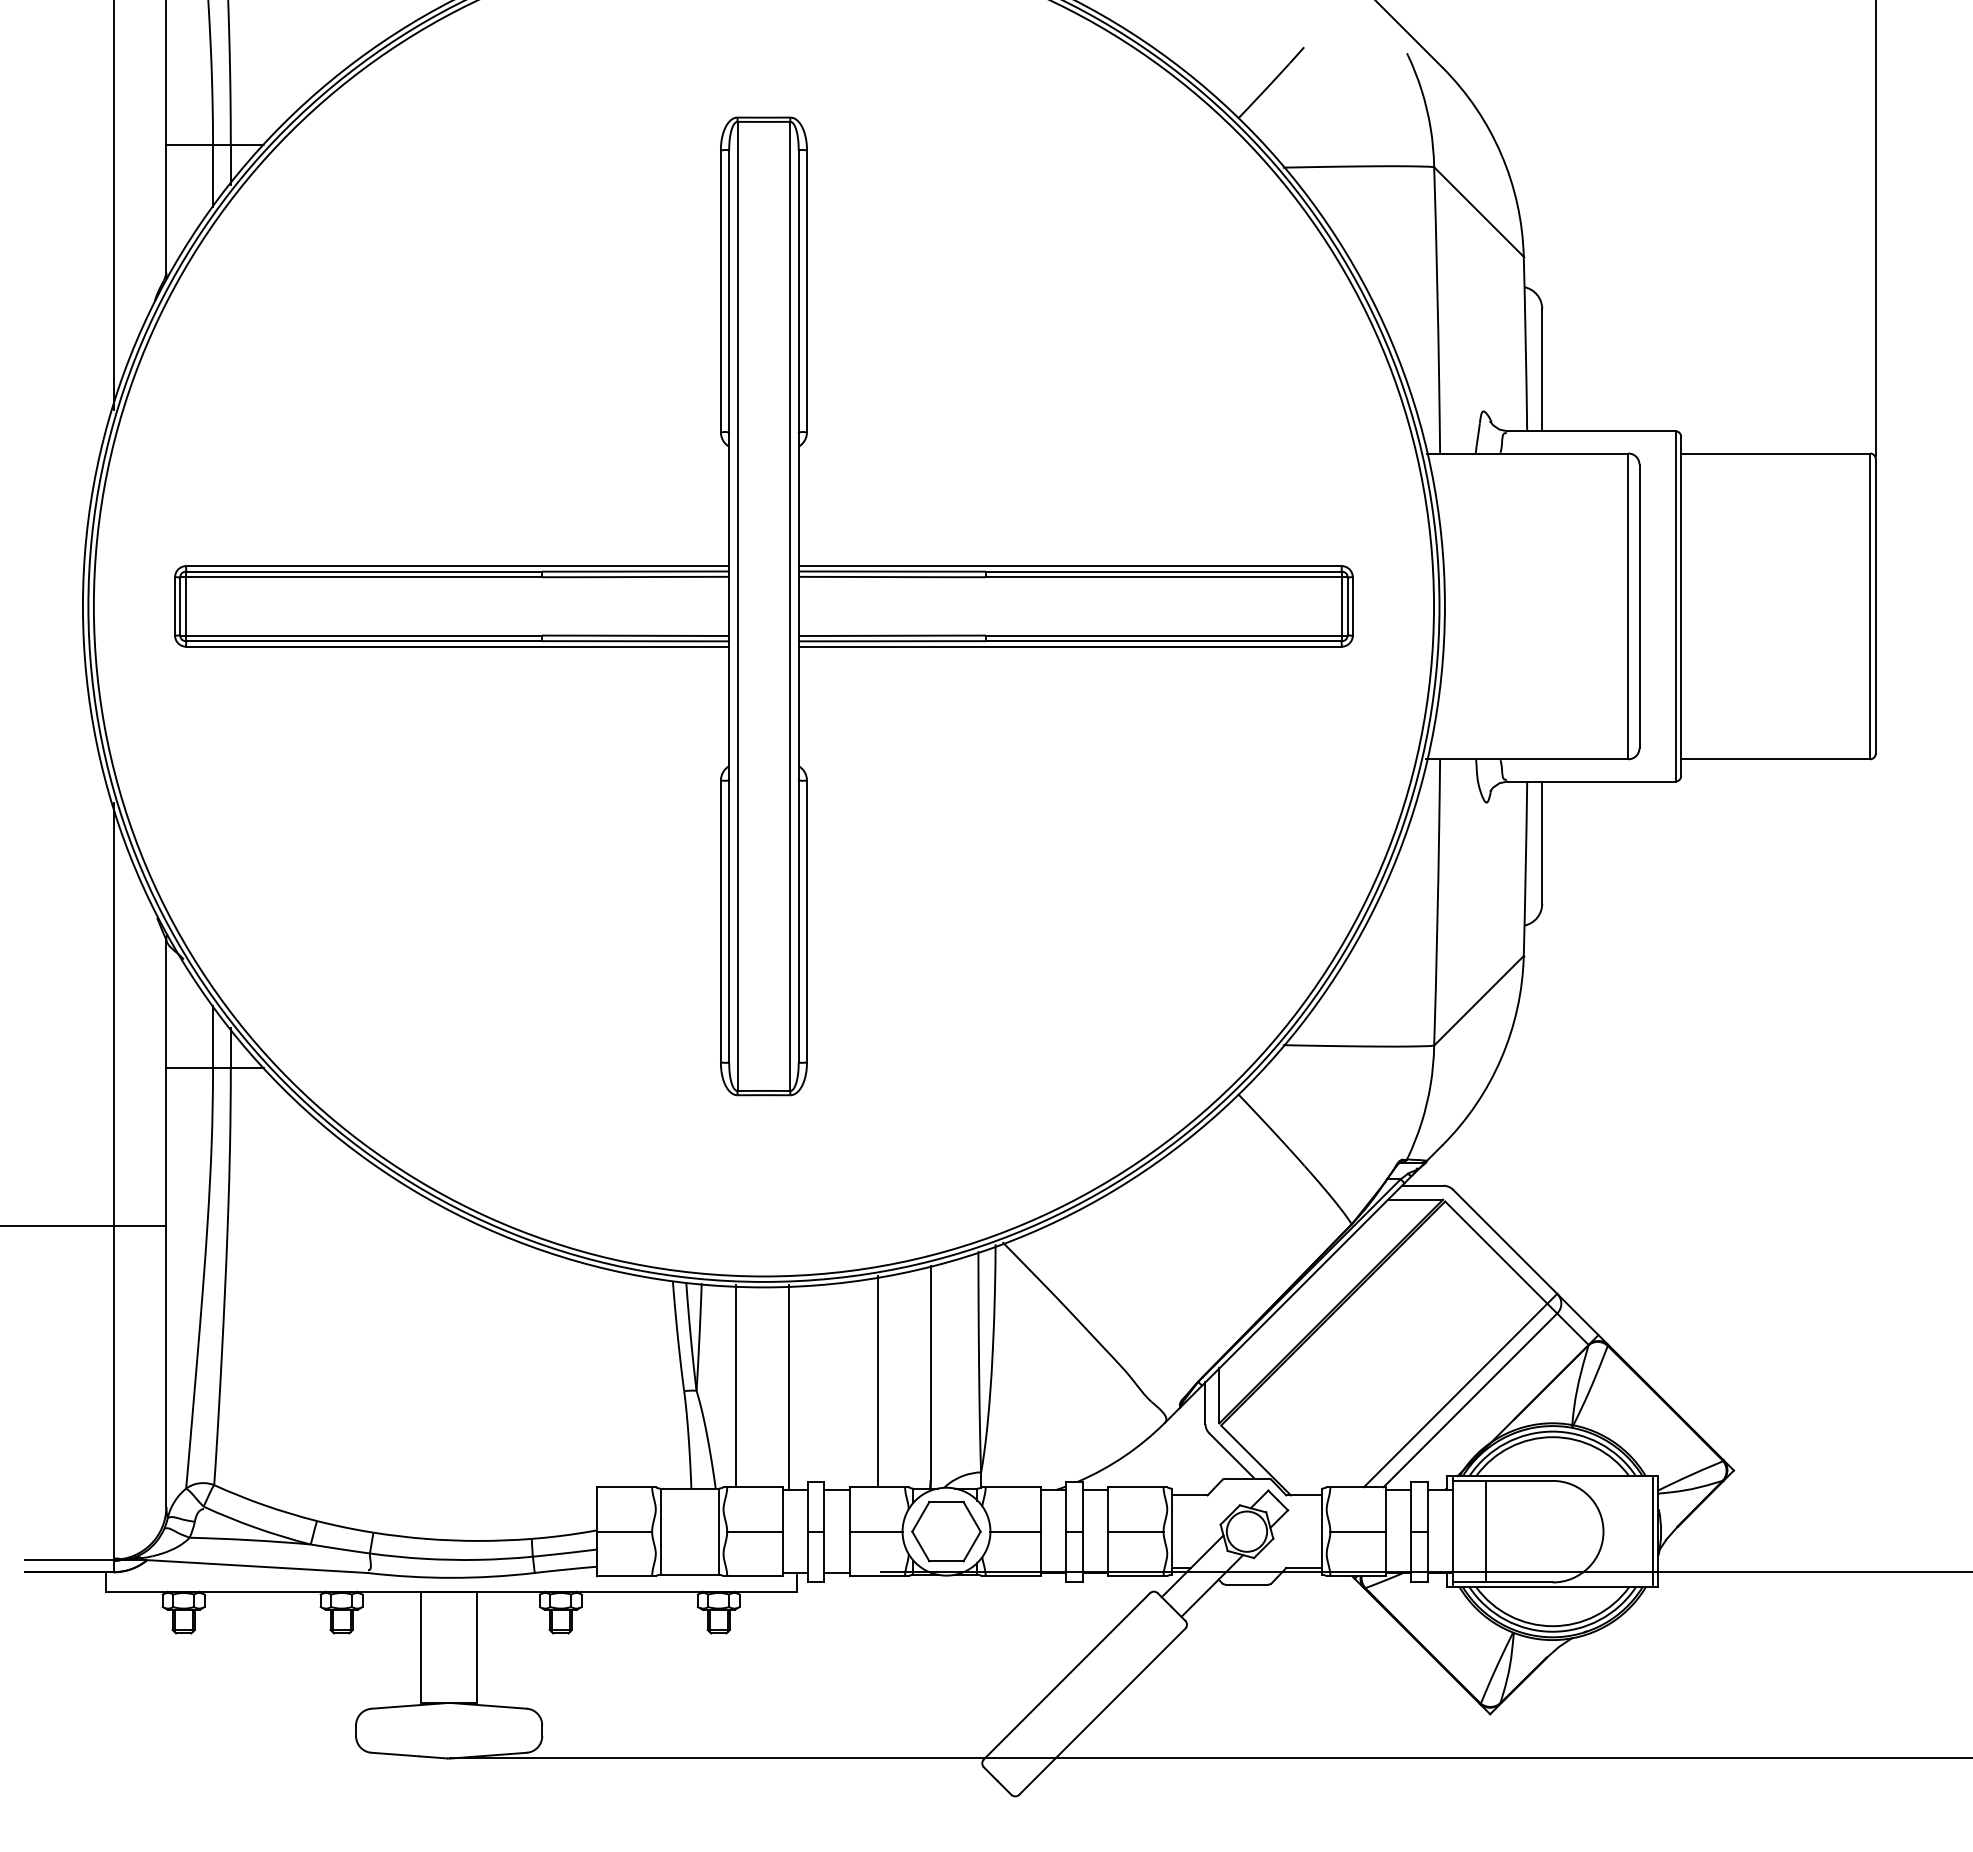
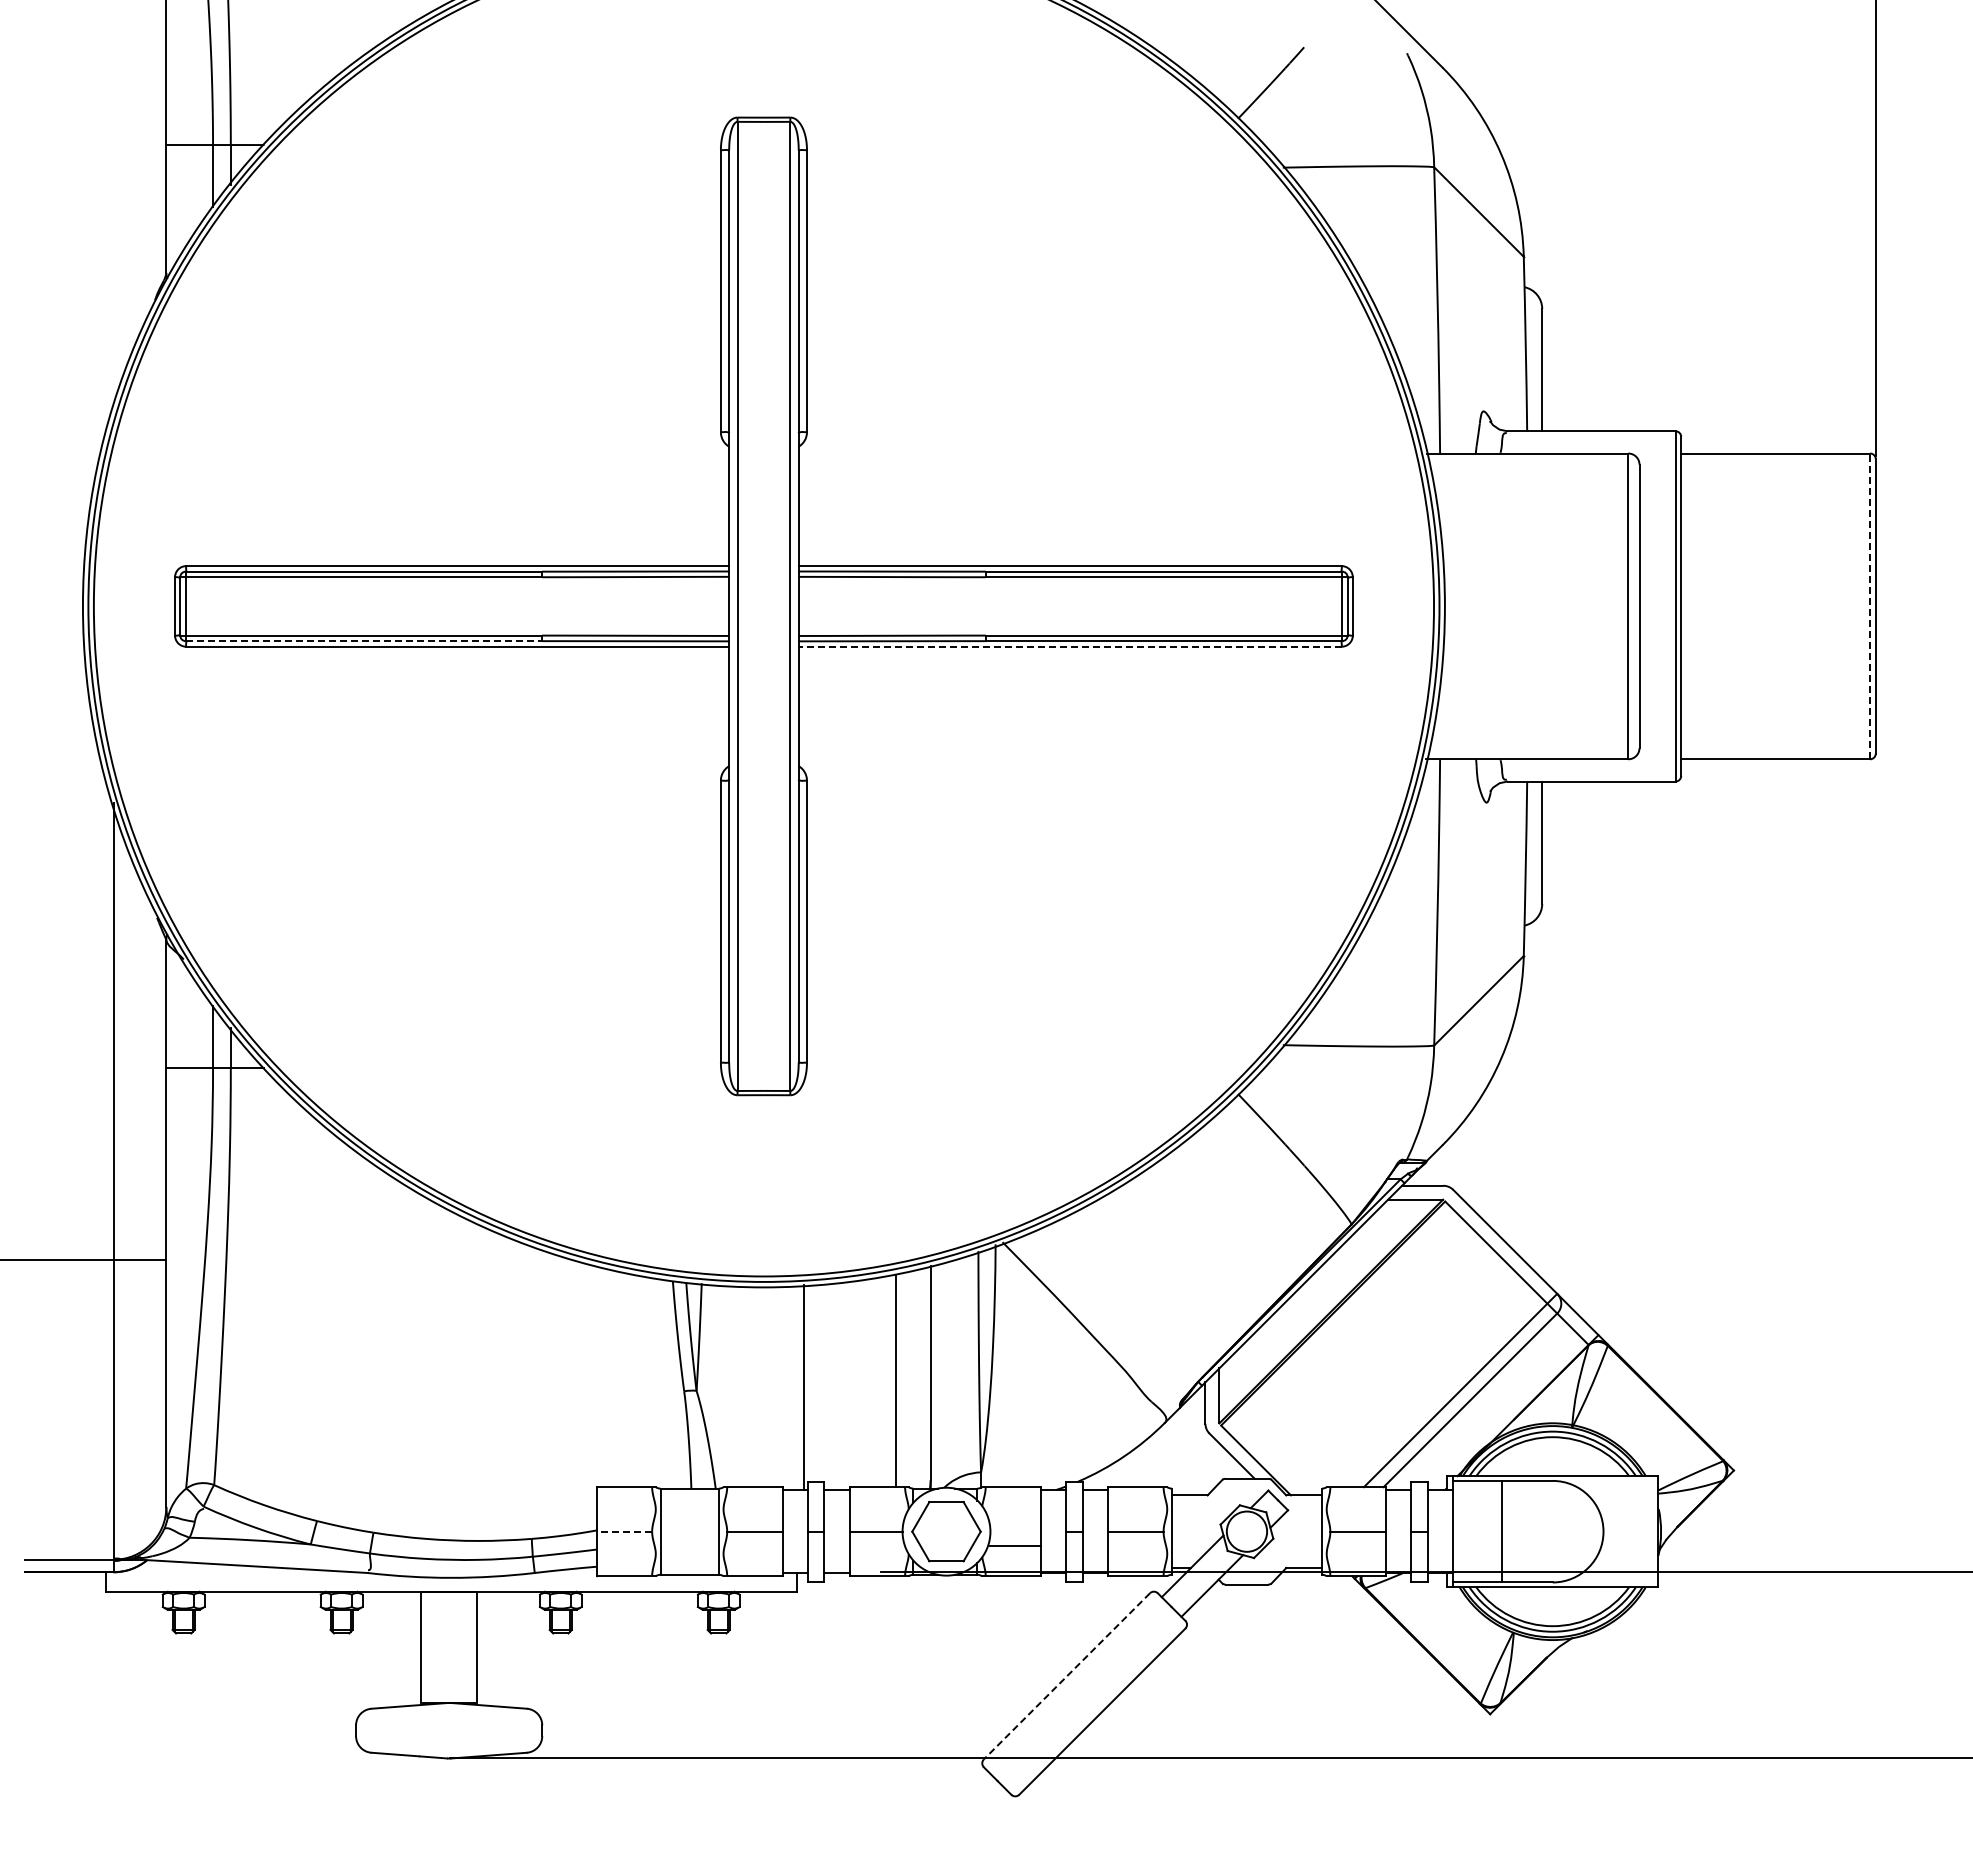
line: present -> none (113, 205)
line: solid -> dashed (1870, 606)
line: solid -> dashed (364, 641)
line: solid -> dashed (1070, 646)
line position: (84, 1226) -> (84, 1260) (84, 1260)
line position: (877, 1381) -> (895, 1381) (895, 1381)
line: present -> none (736, 1385)
line position: (788, 1387) -> (803, 1387) (803, 1387)
line: solid -> dashed (624, 1531)
line position: (1015, 1531) -> (1015, 1545) (1015, 1545)
line position: (1486, 1531) -> (1502, 1531) (1502, 1531)
line: present -> none (1652, 1531)
line: solid -> dashed (1066, 1676)
